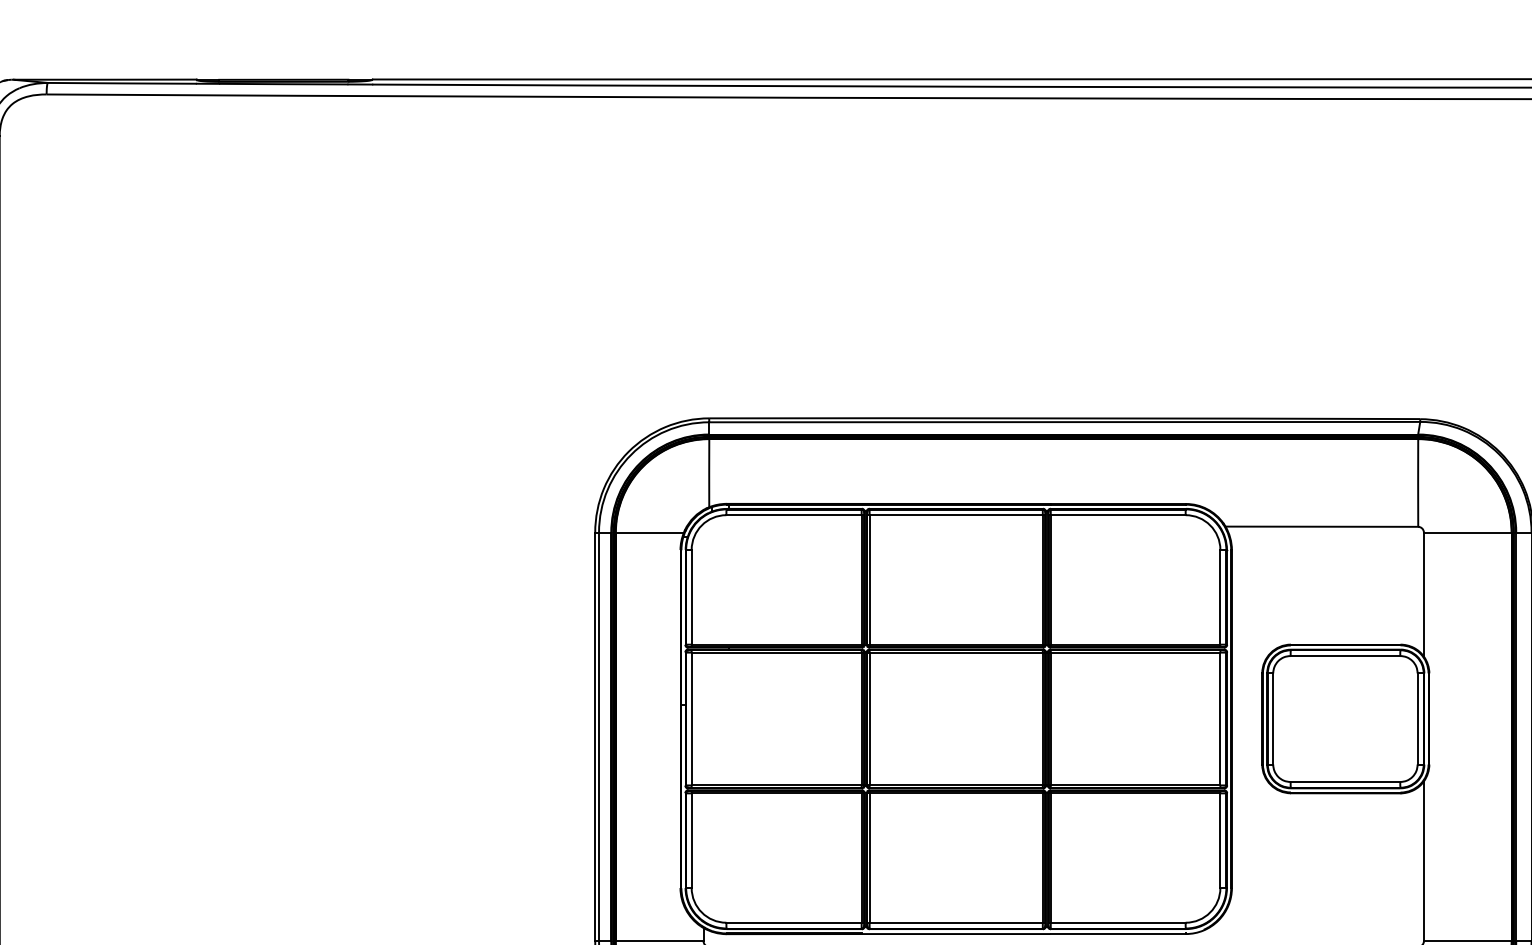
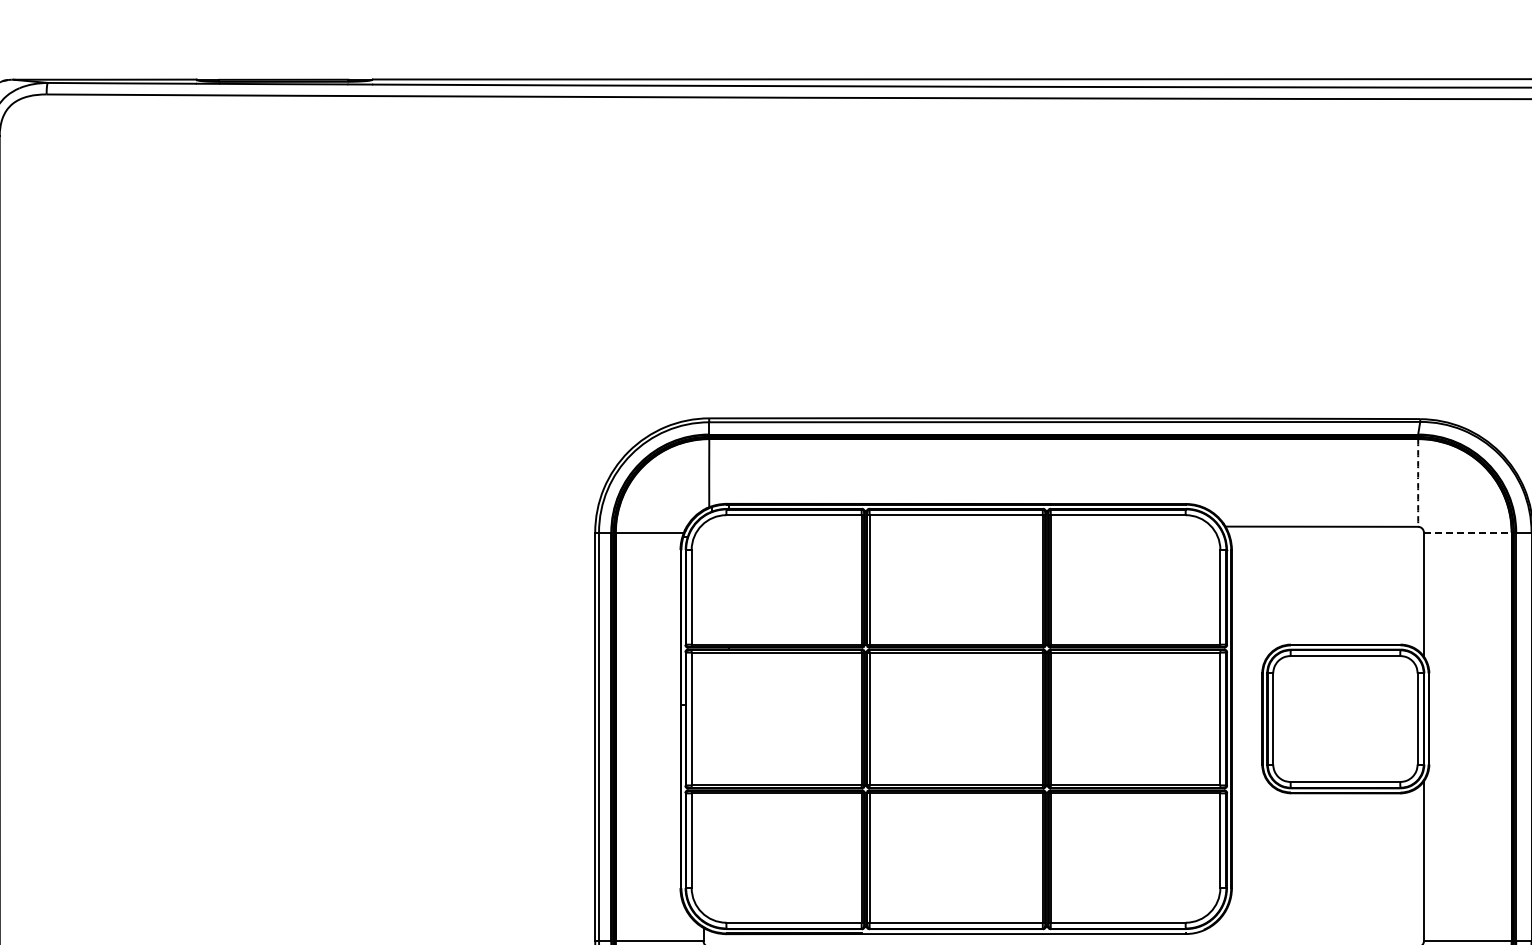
arc: solid -> dashed (1418, 483)
line: solid -> dashed (1467, 532)
